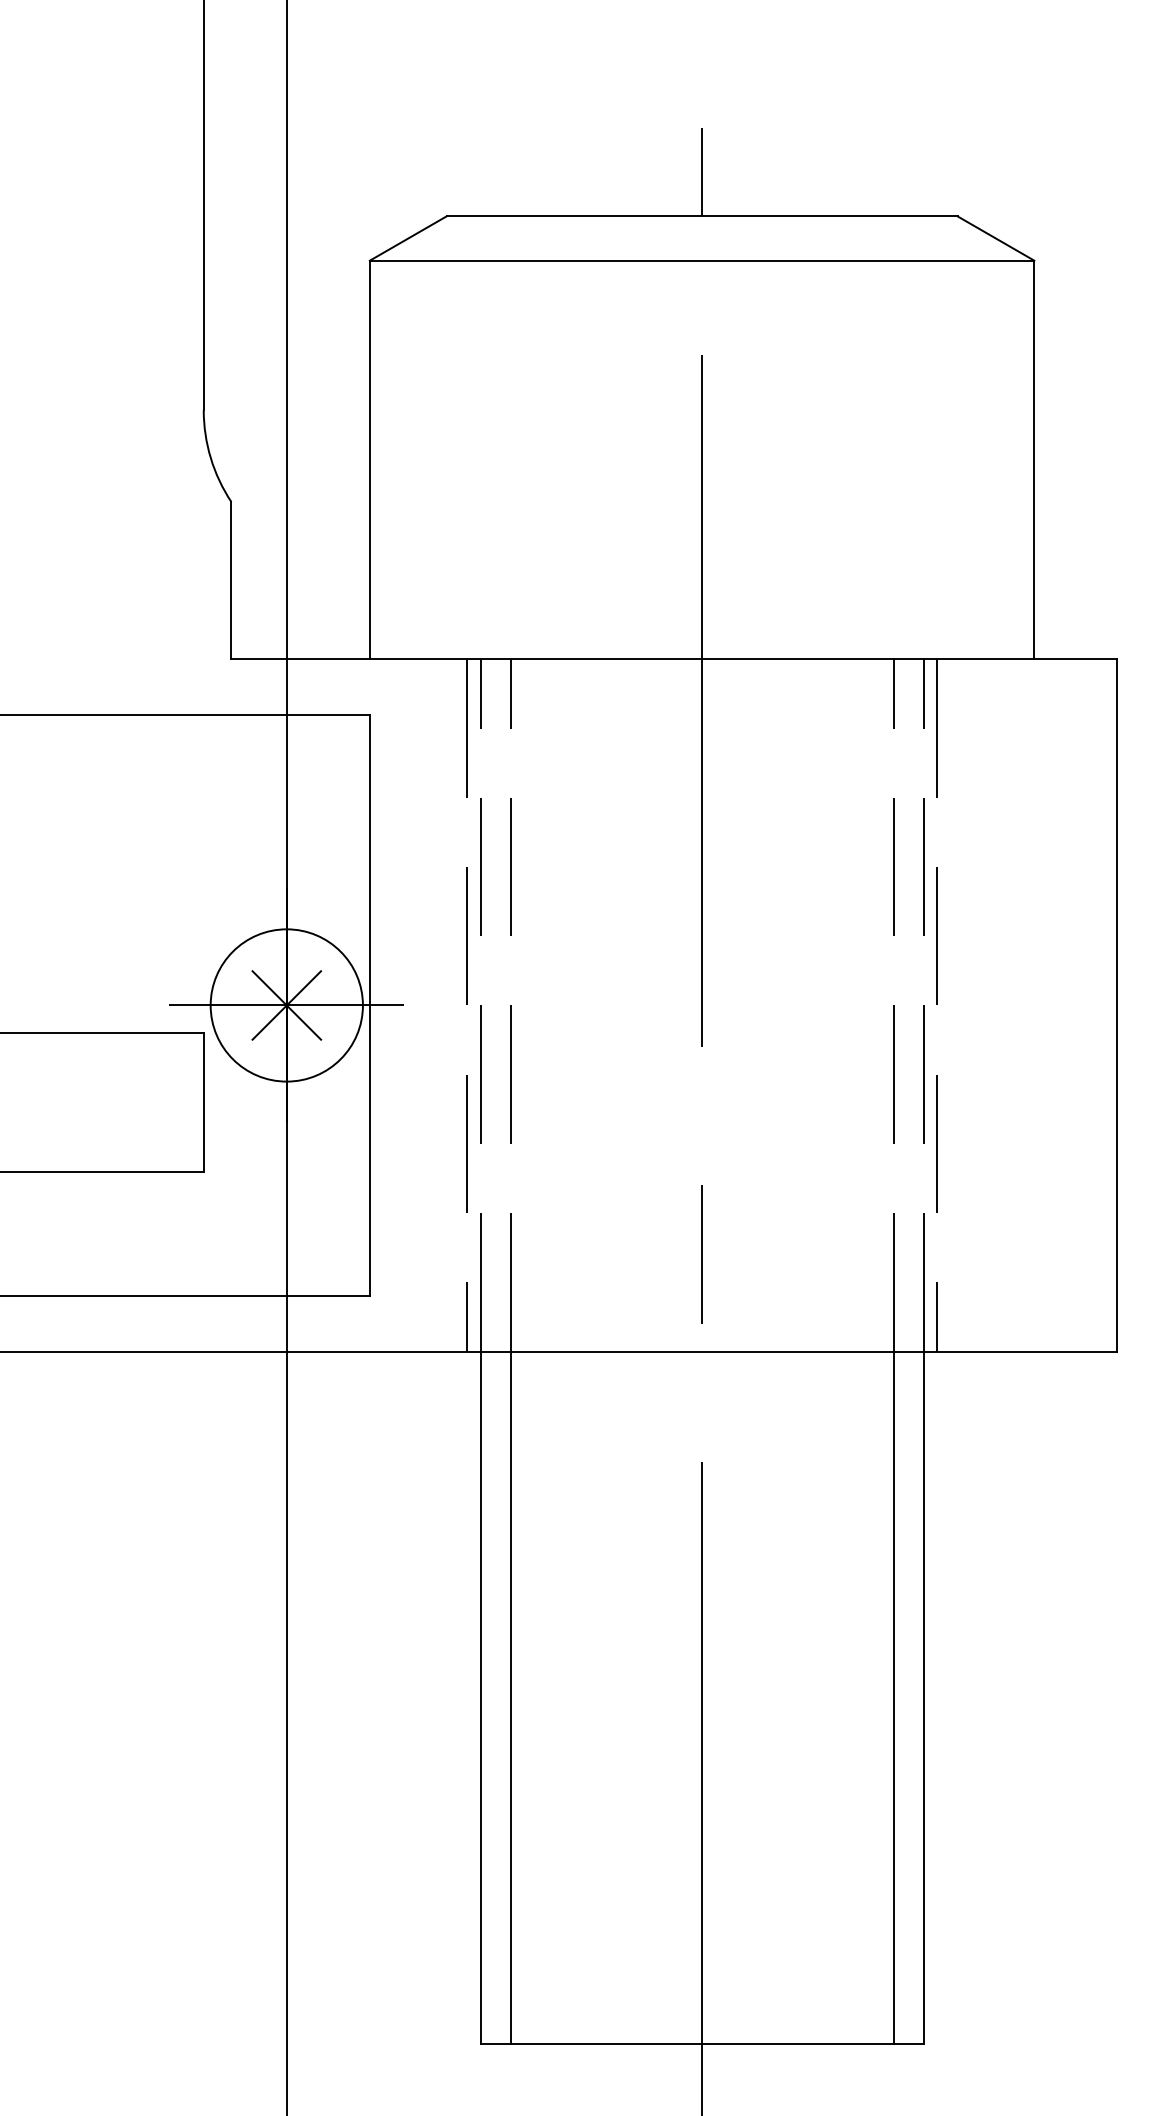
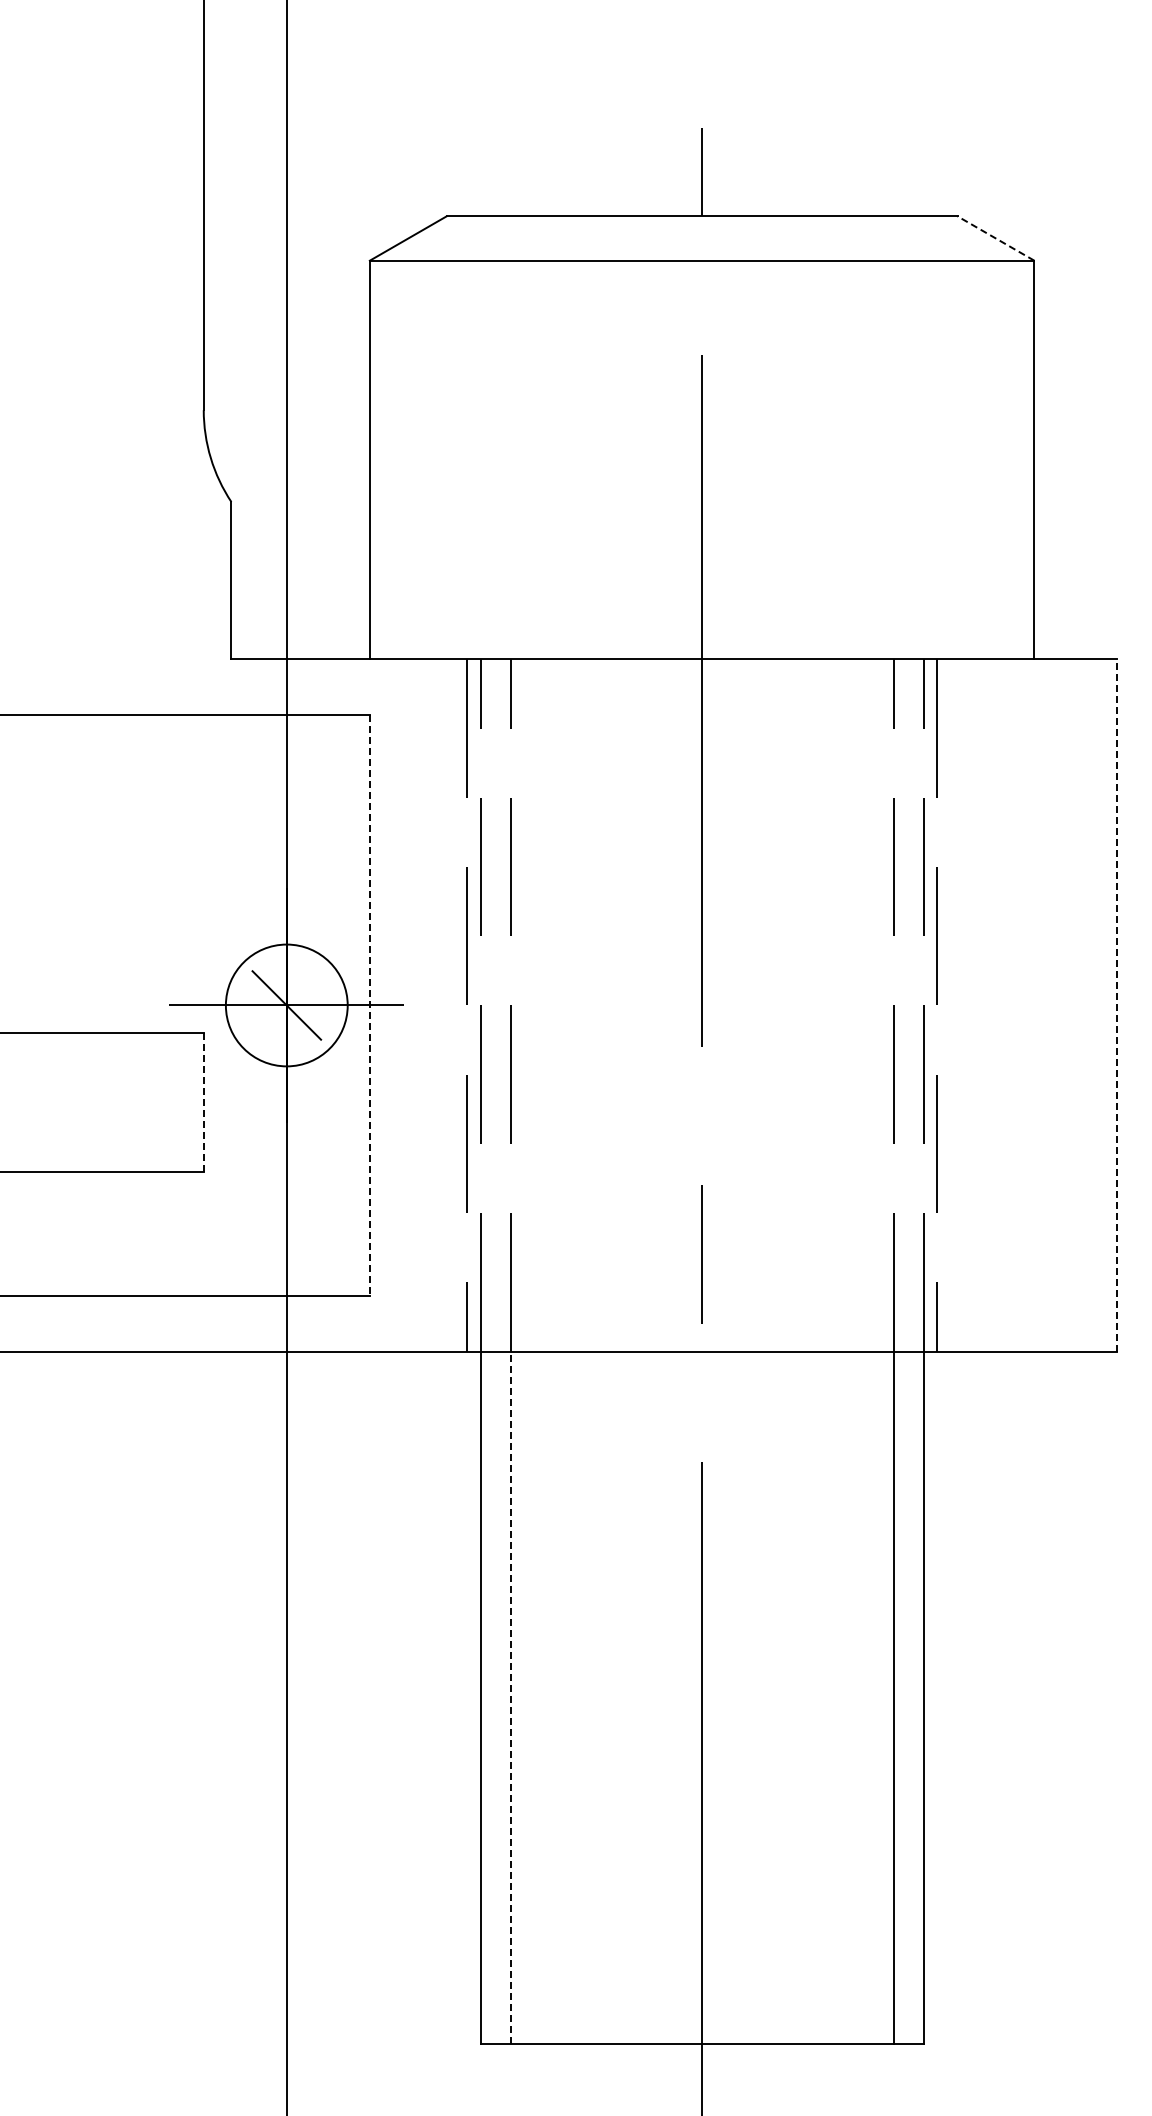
line: solid -> dashed (995, 238)
line: solid -> dashed (1117, 1004)
circle diameter: 152 px -> 122 px (286, 1005)
line: present -> none (286, 1005)
line: solid -> dashed (369, 1005)
line: solid -> dashed (203, 1102)
line: solid -> dashed (510, 1697)
